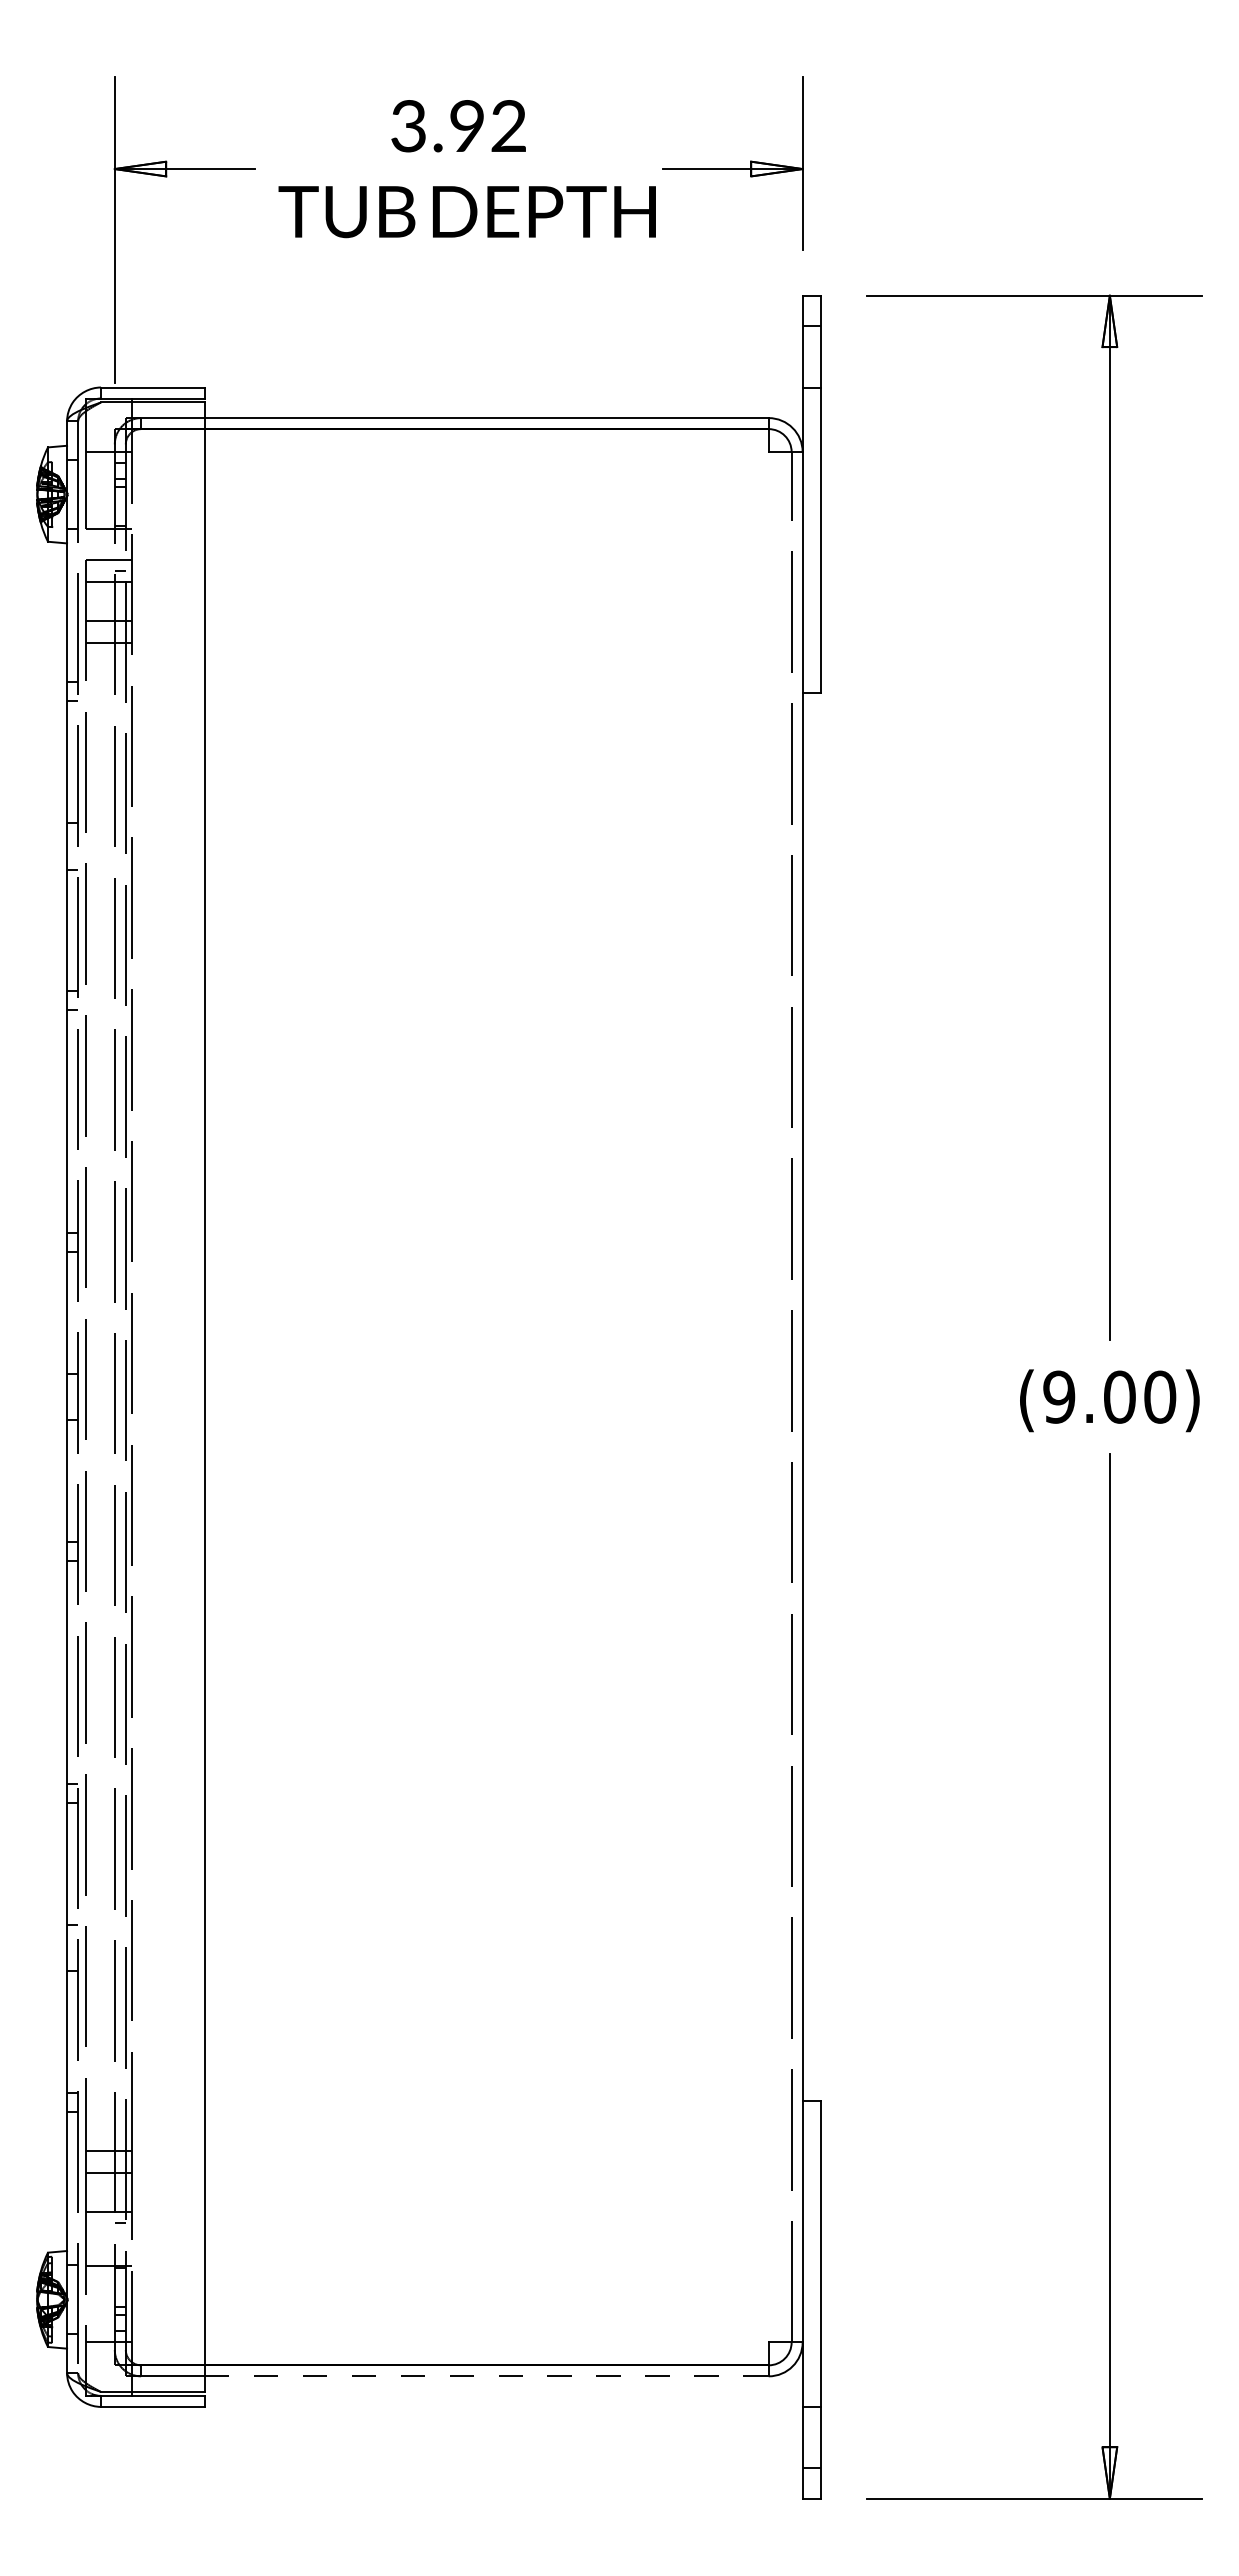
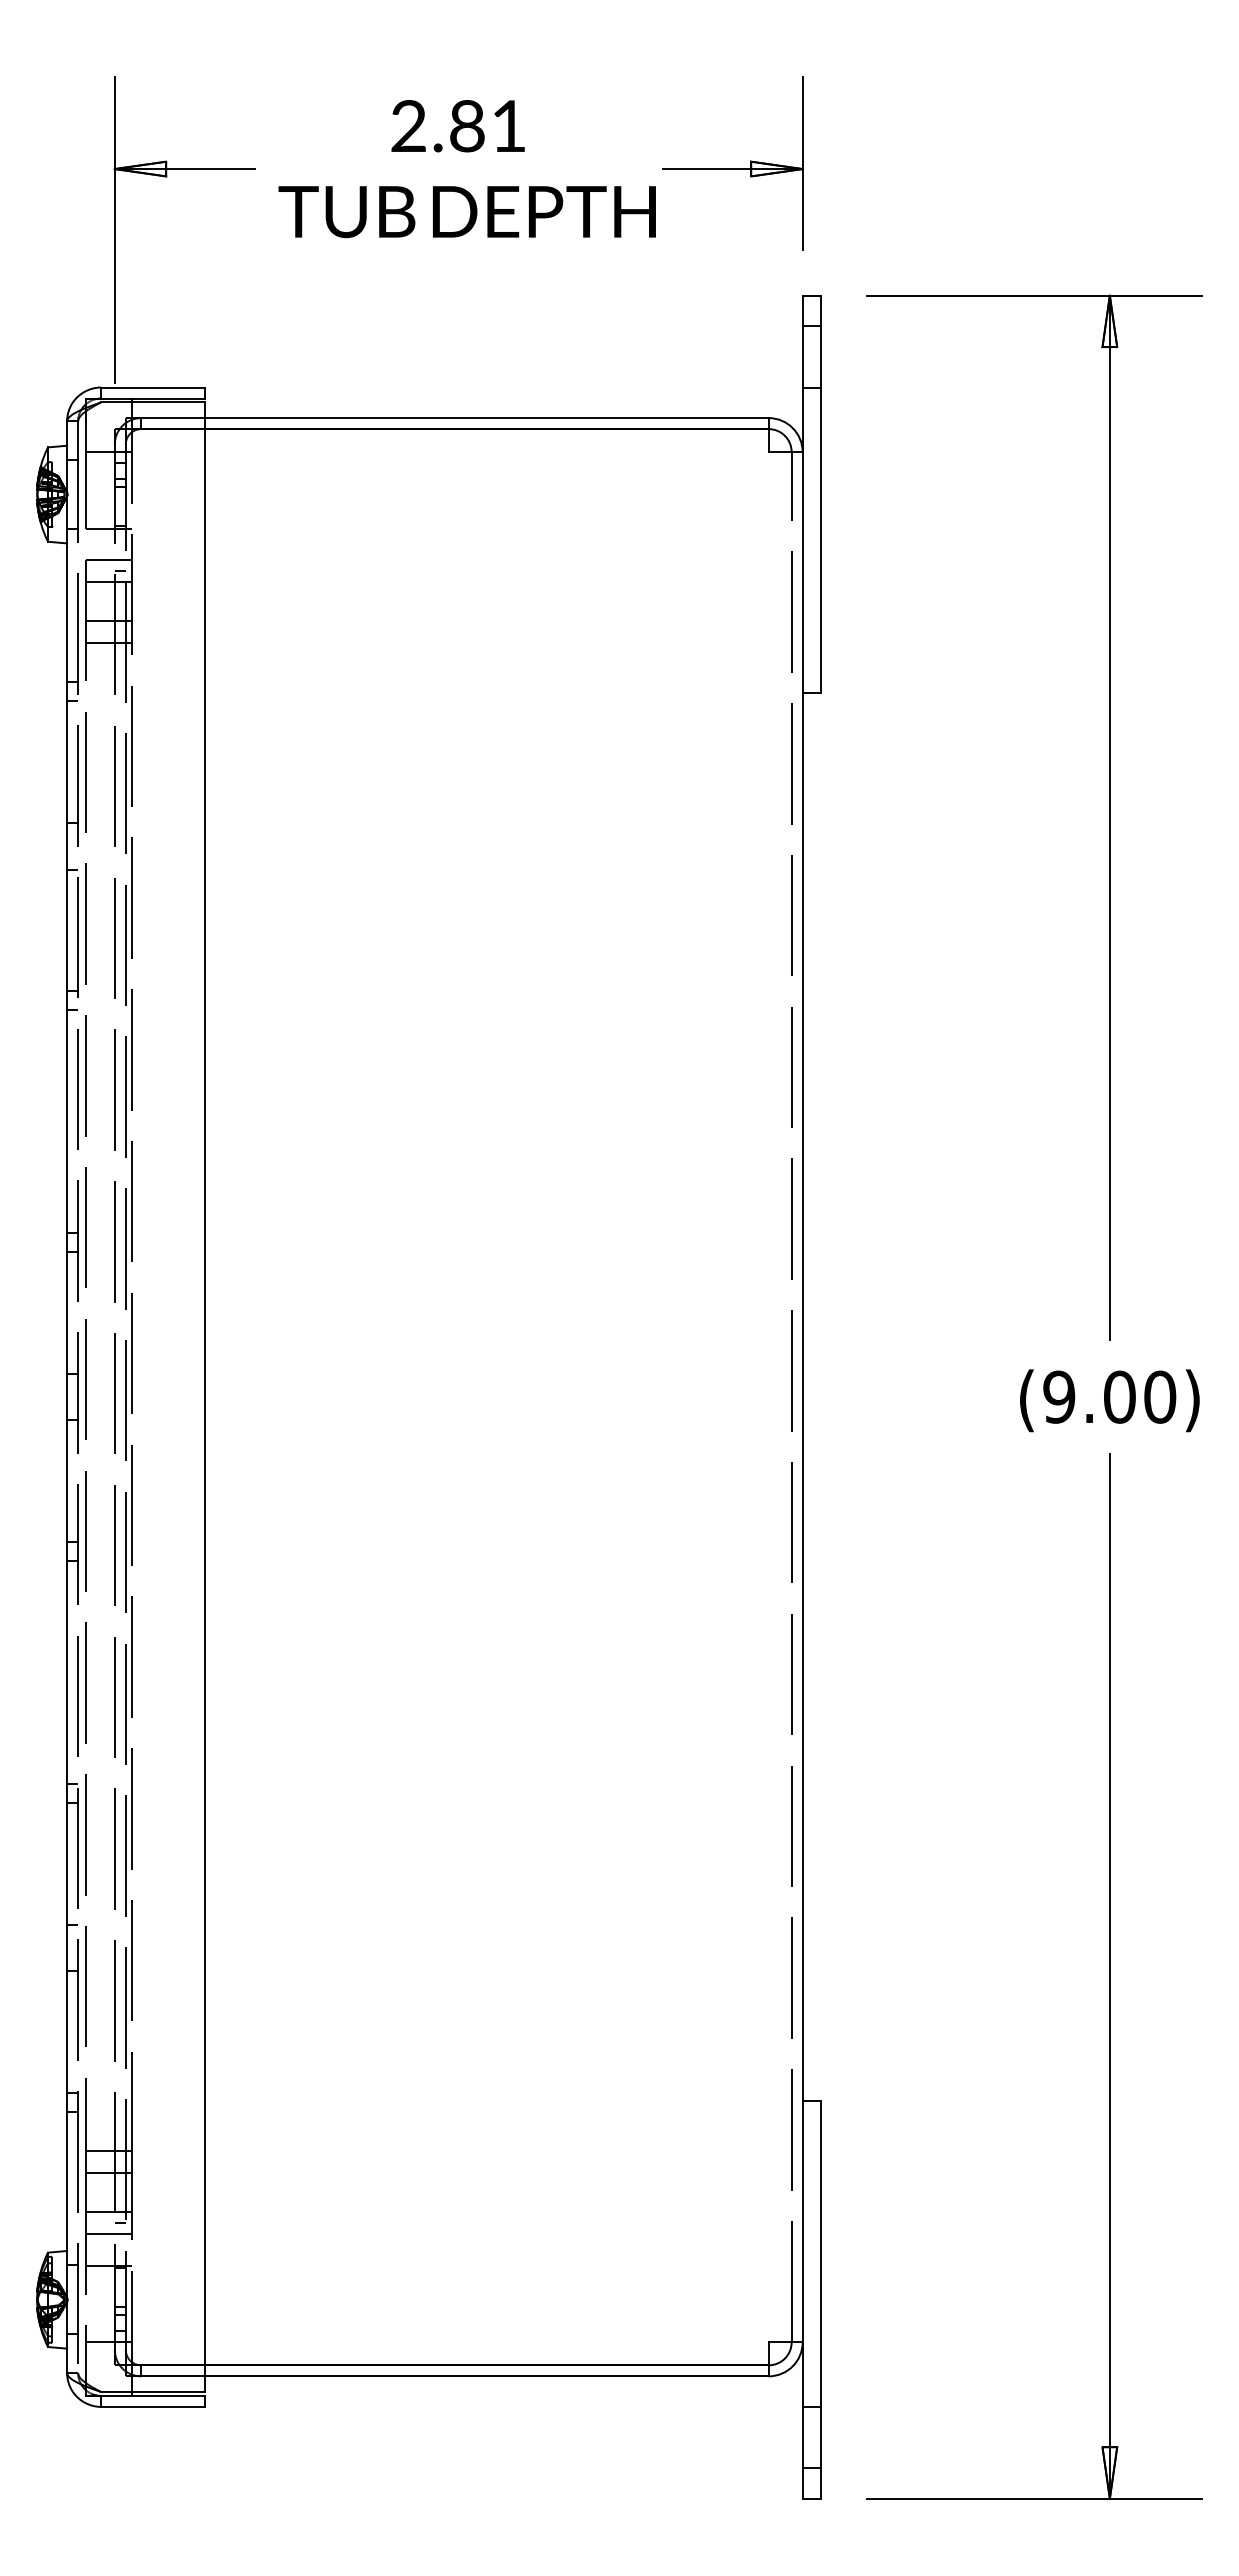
text: 3.92 -> 2.81 (458, 126)
line: none -> present (108, 2234)
line: dashed -> solid (486, 2376)
